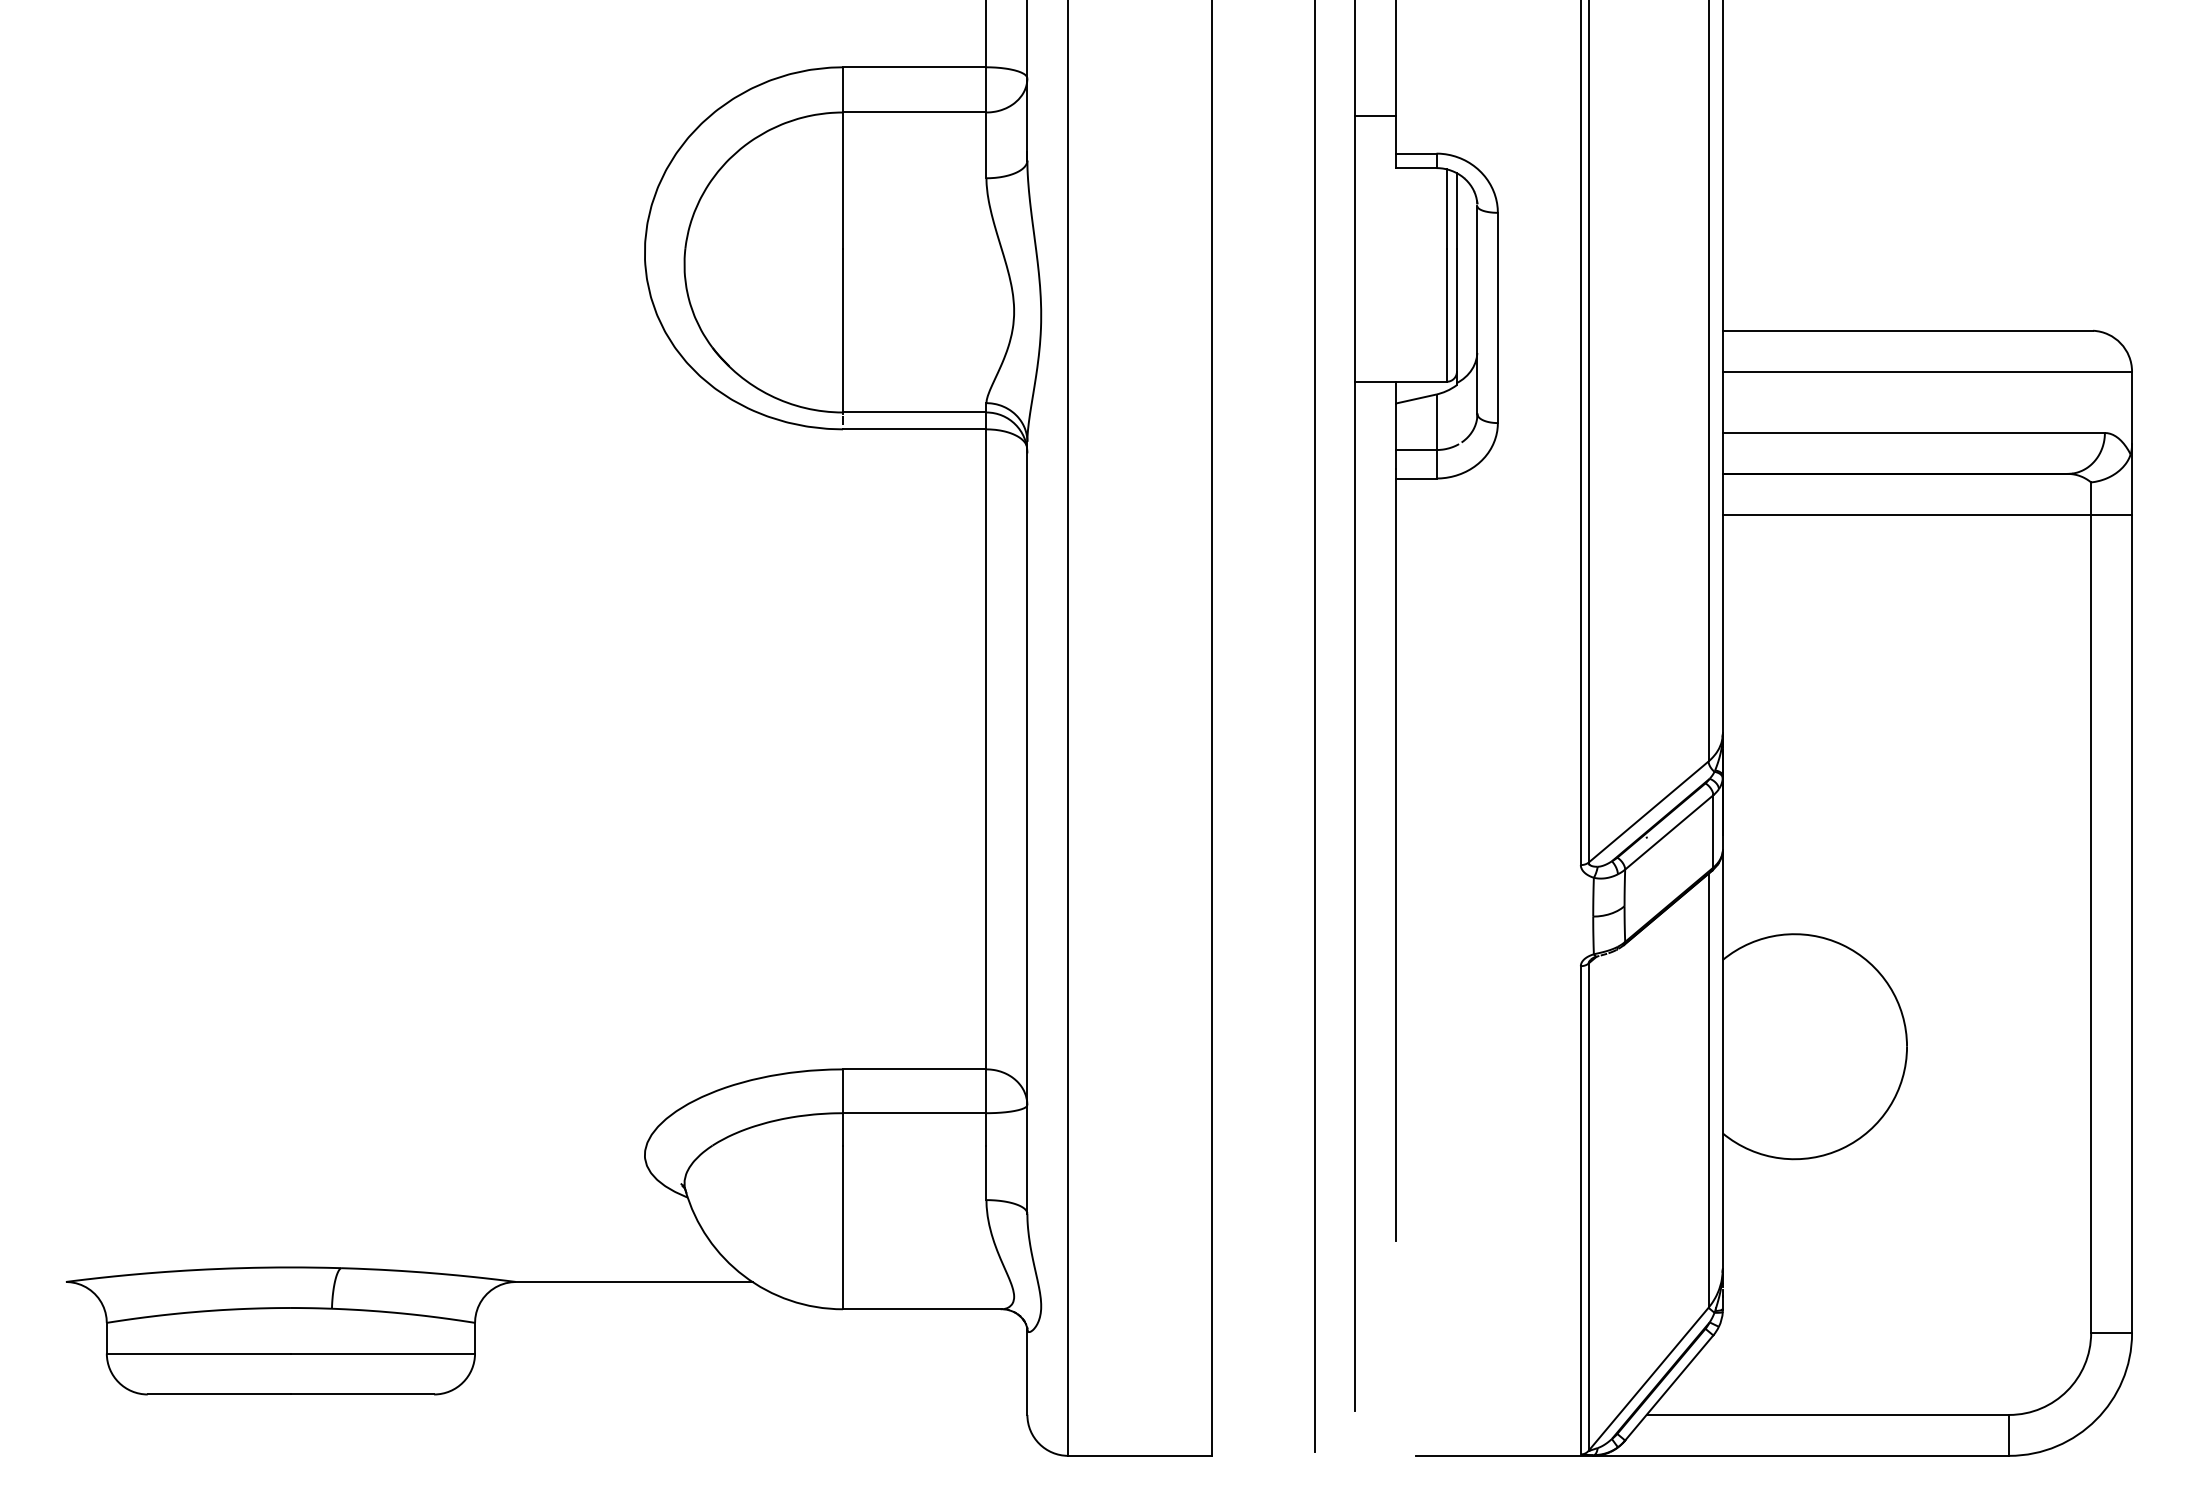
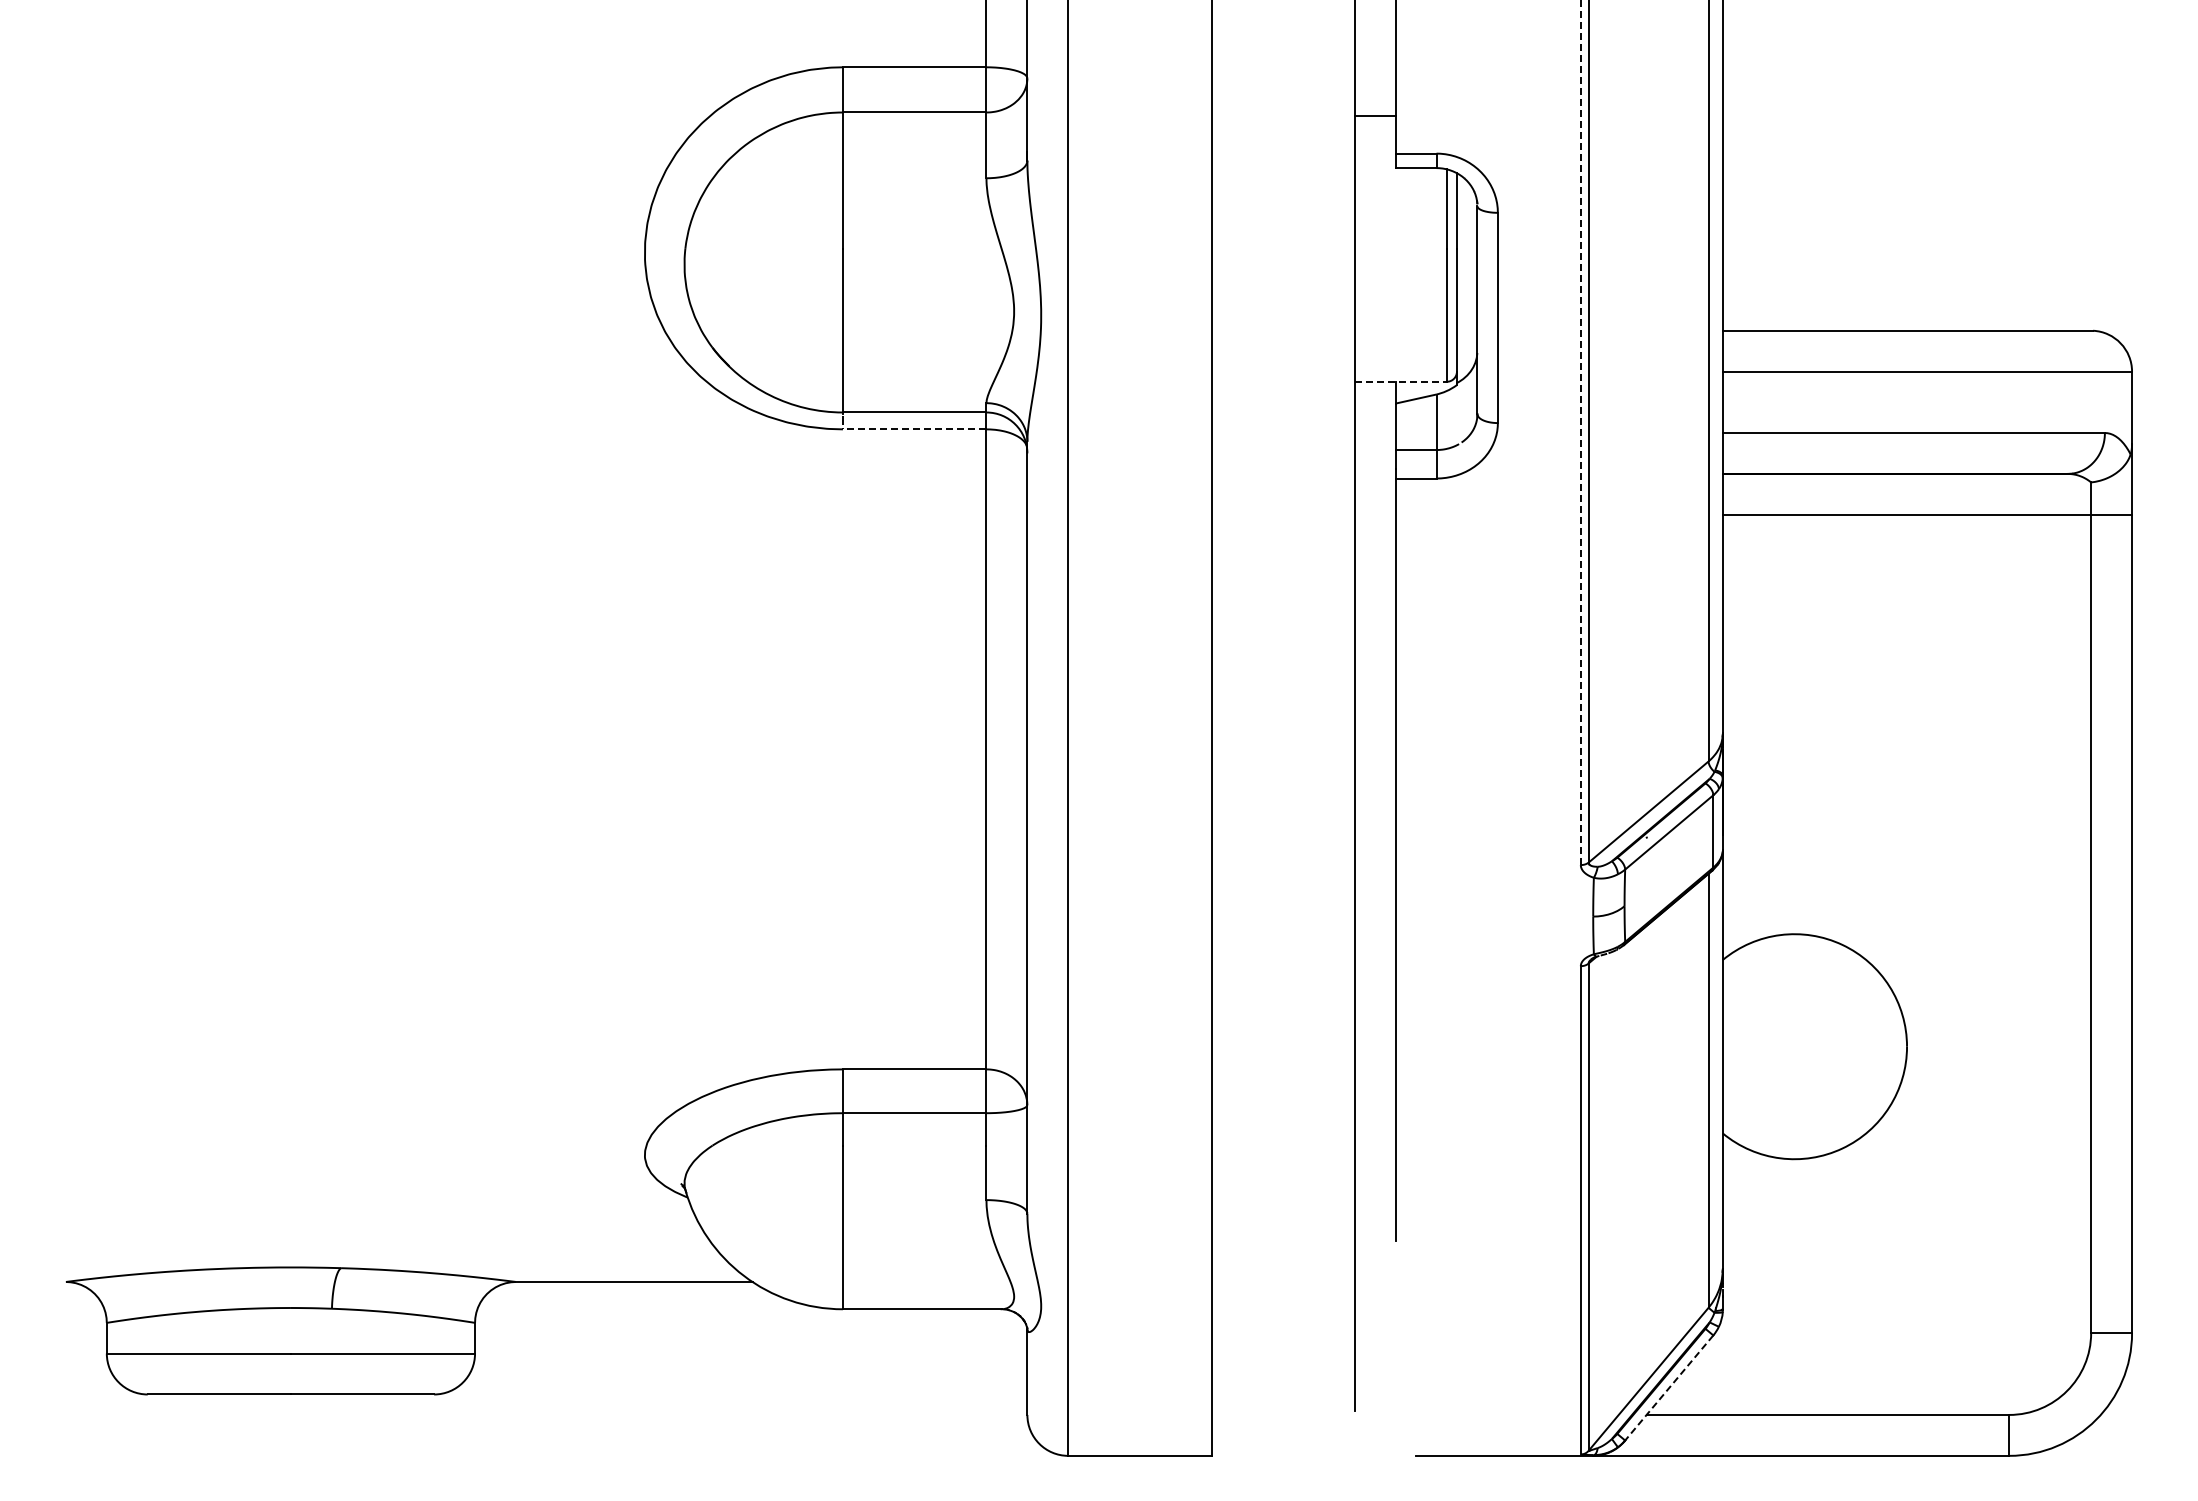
line: solid -> dashed (1401, 381)
line: solid -> dashed (914, 429)
line: solid -> dashed (1580, 432)
line: present -> none (1315, 727)
line: solid -> dashed (1669, 1387)
